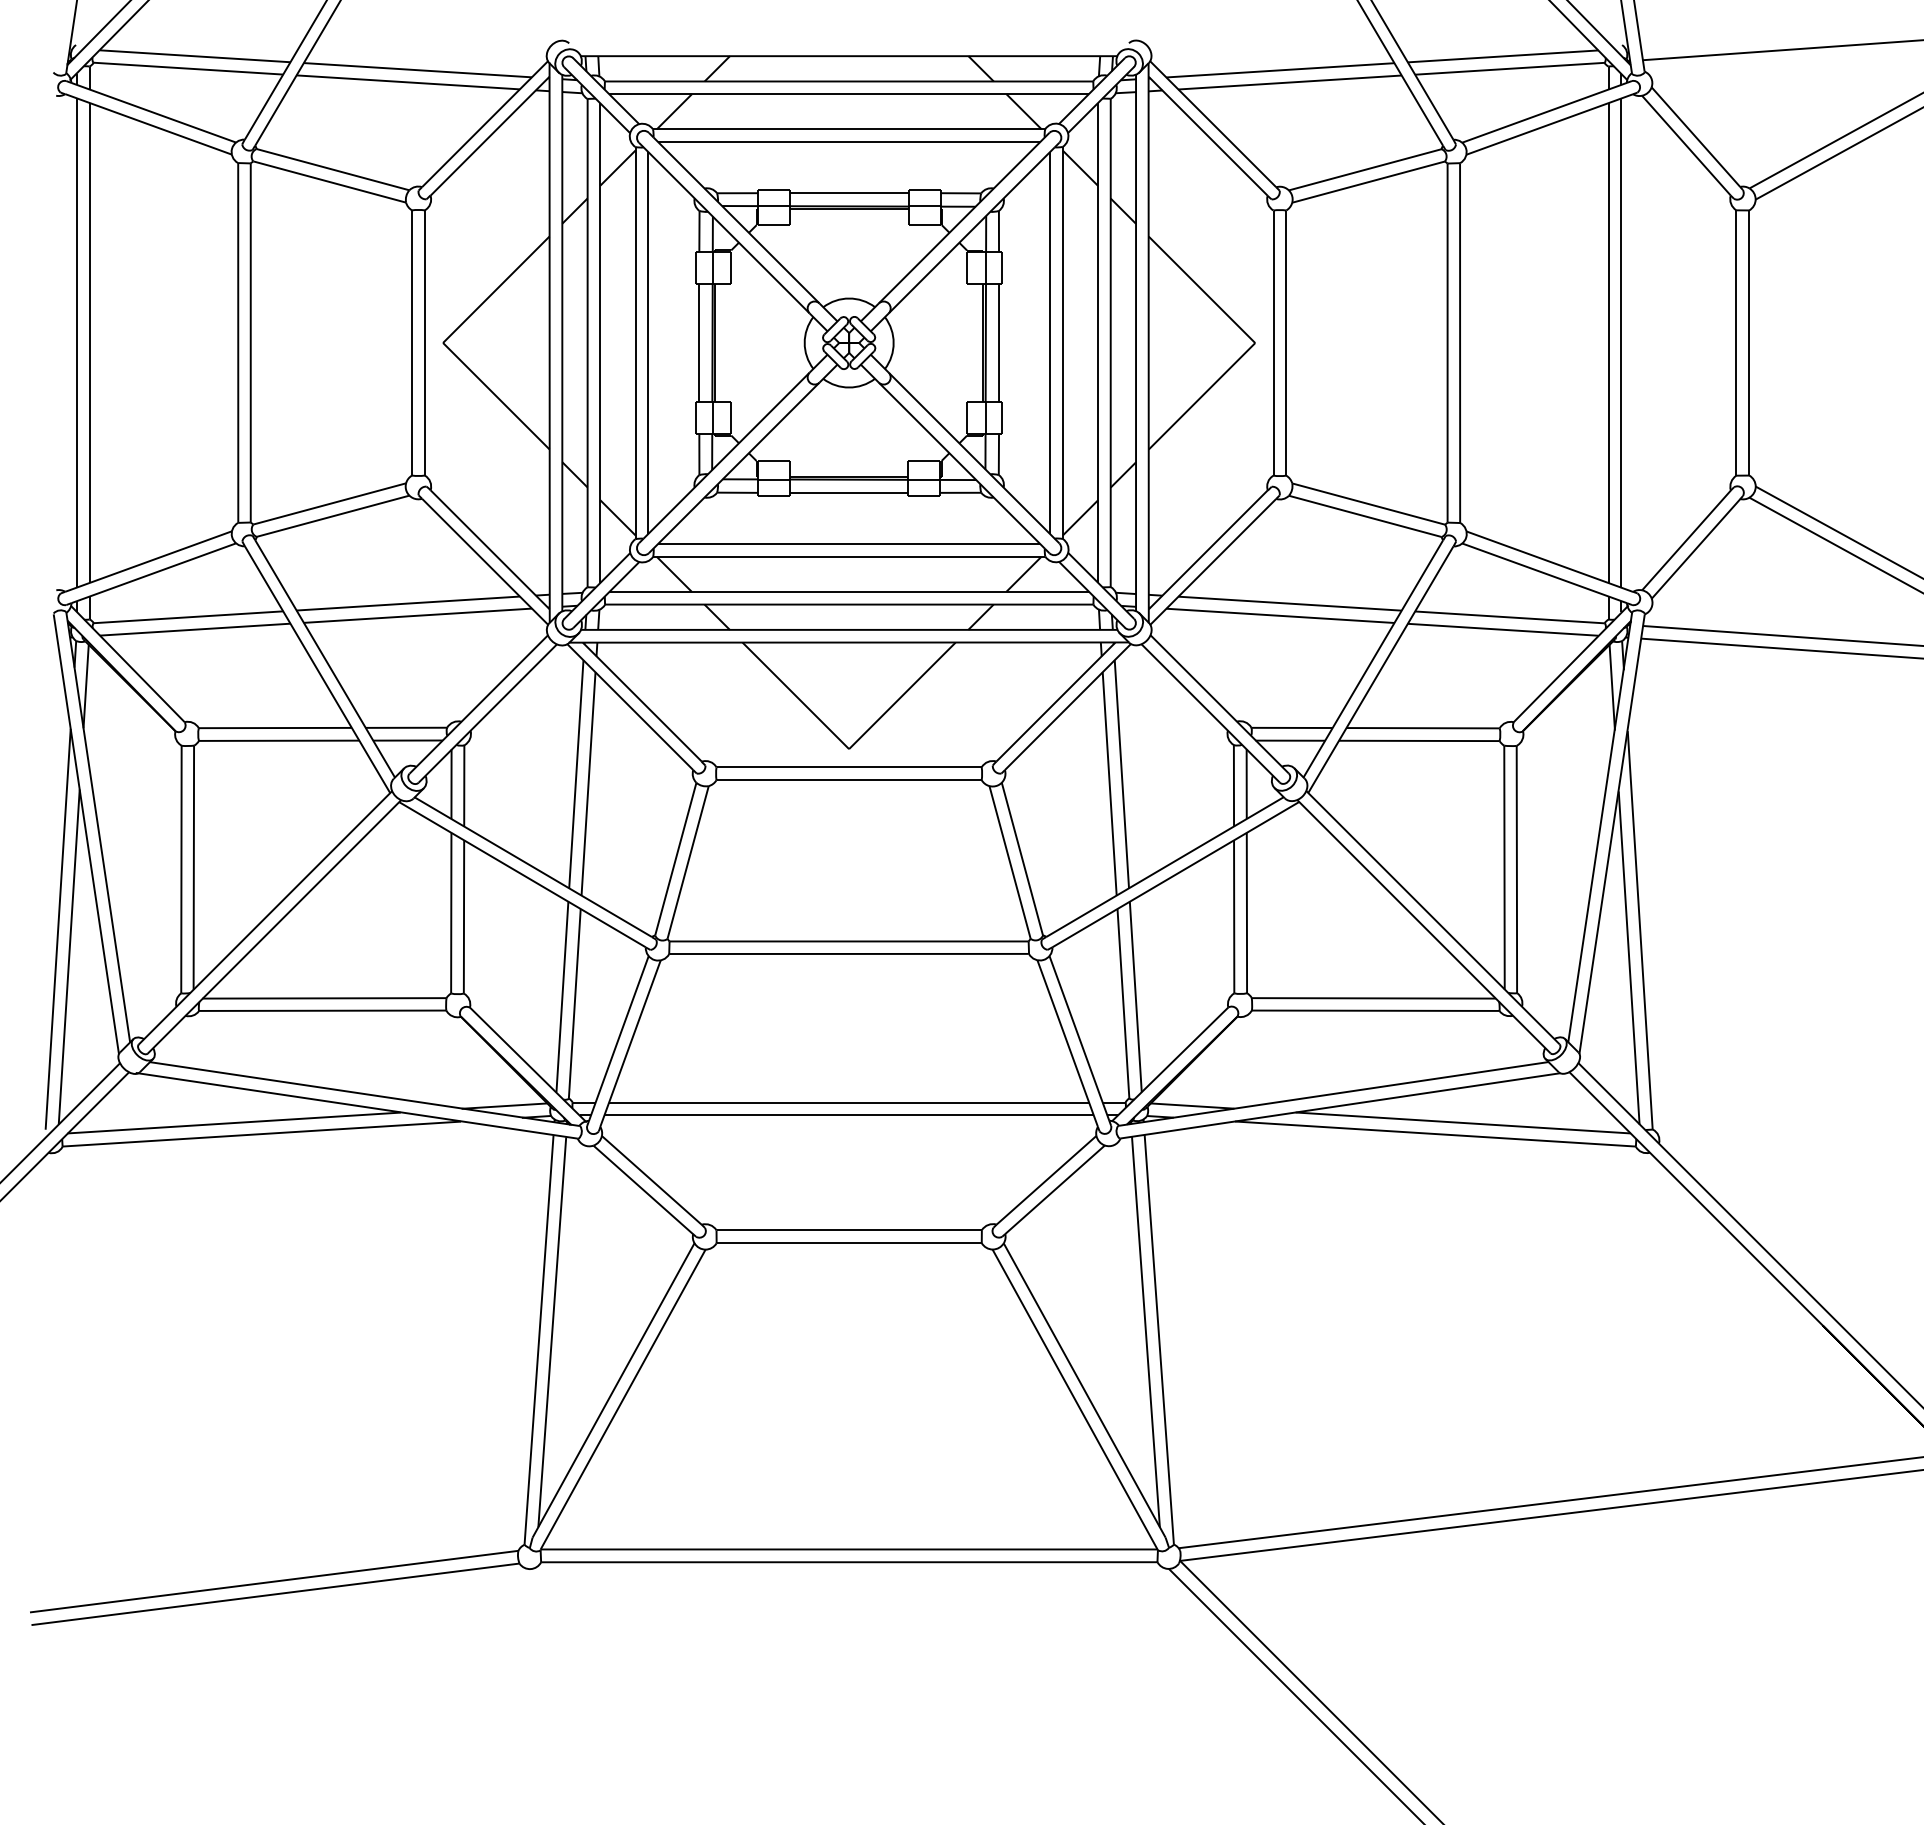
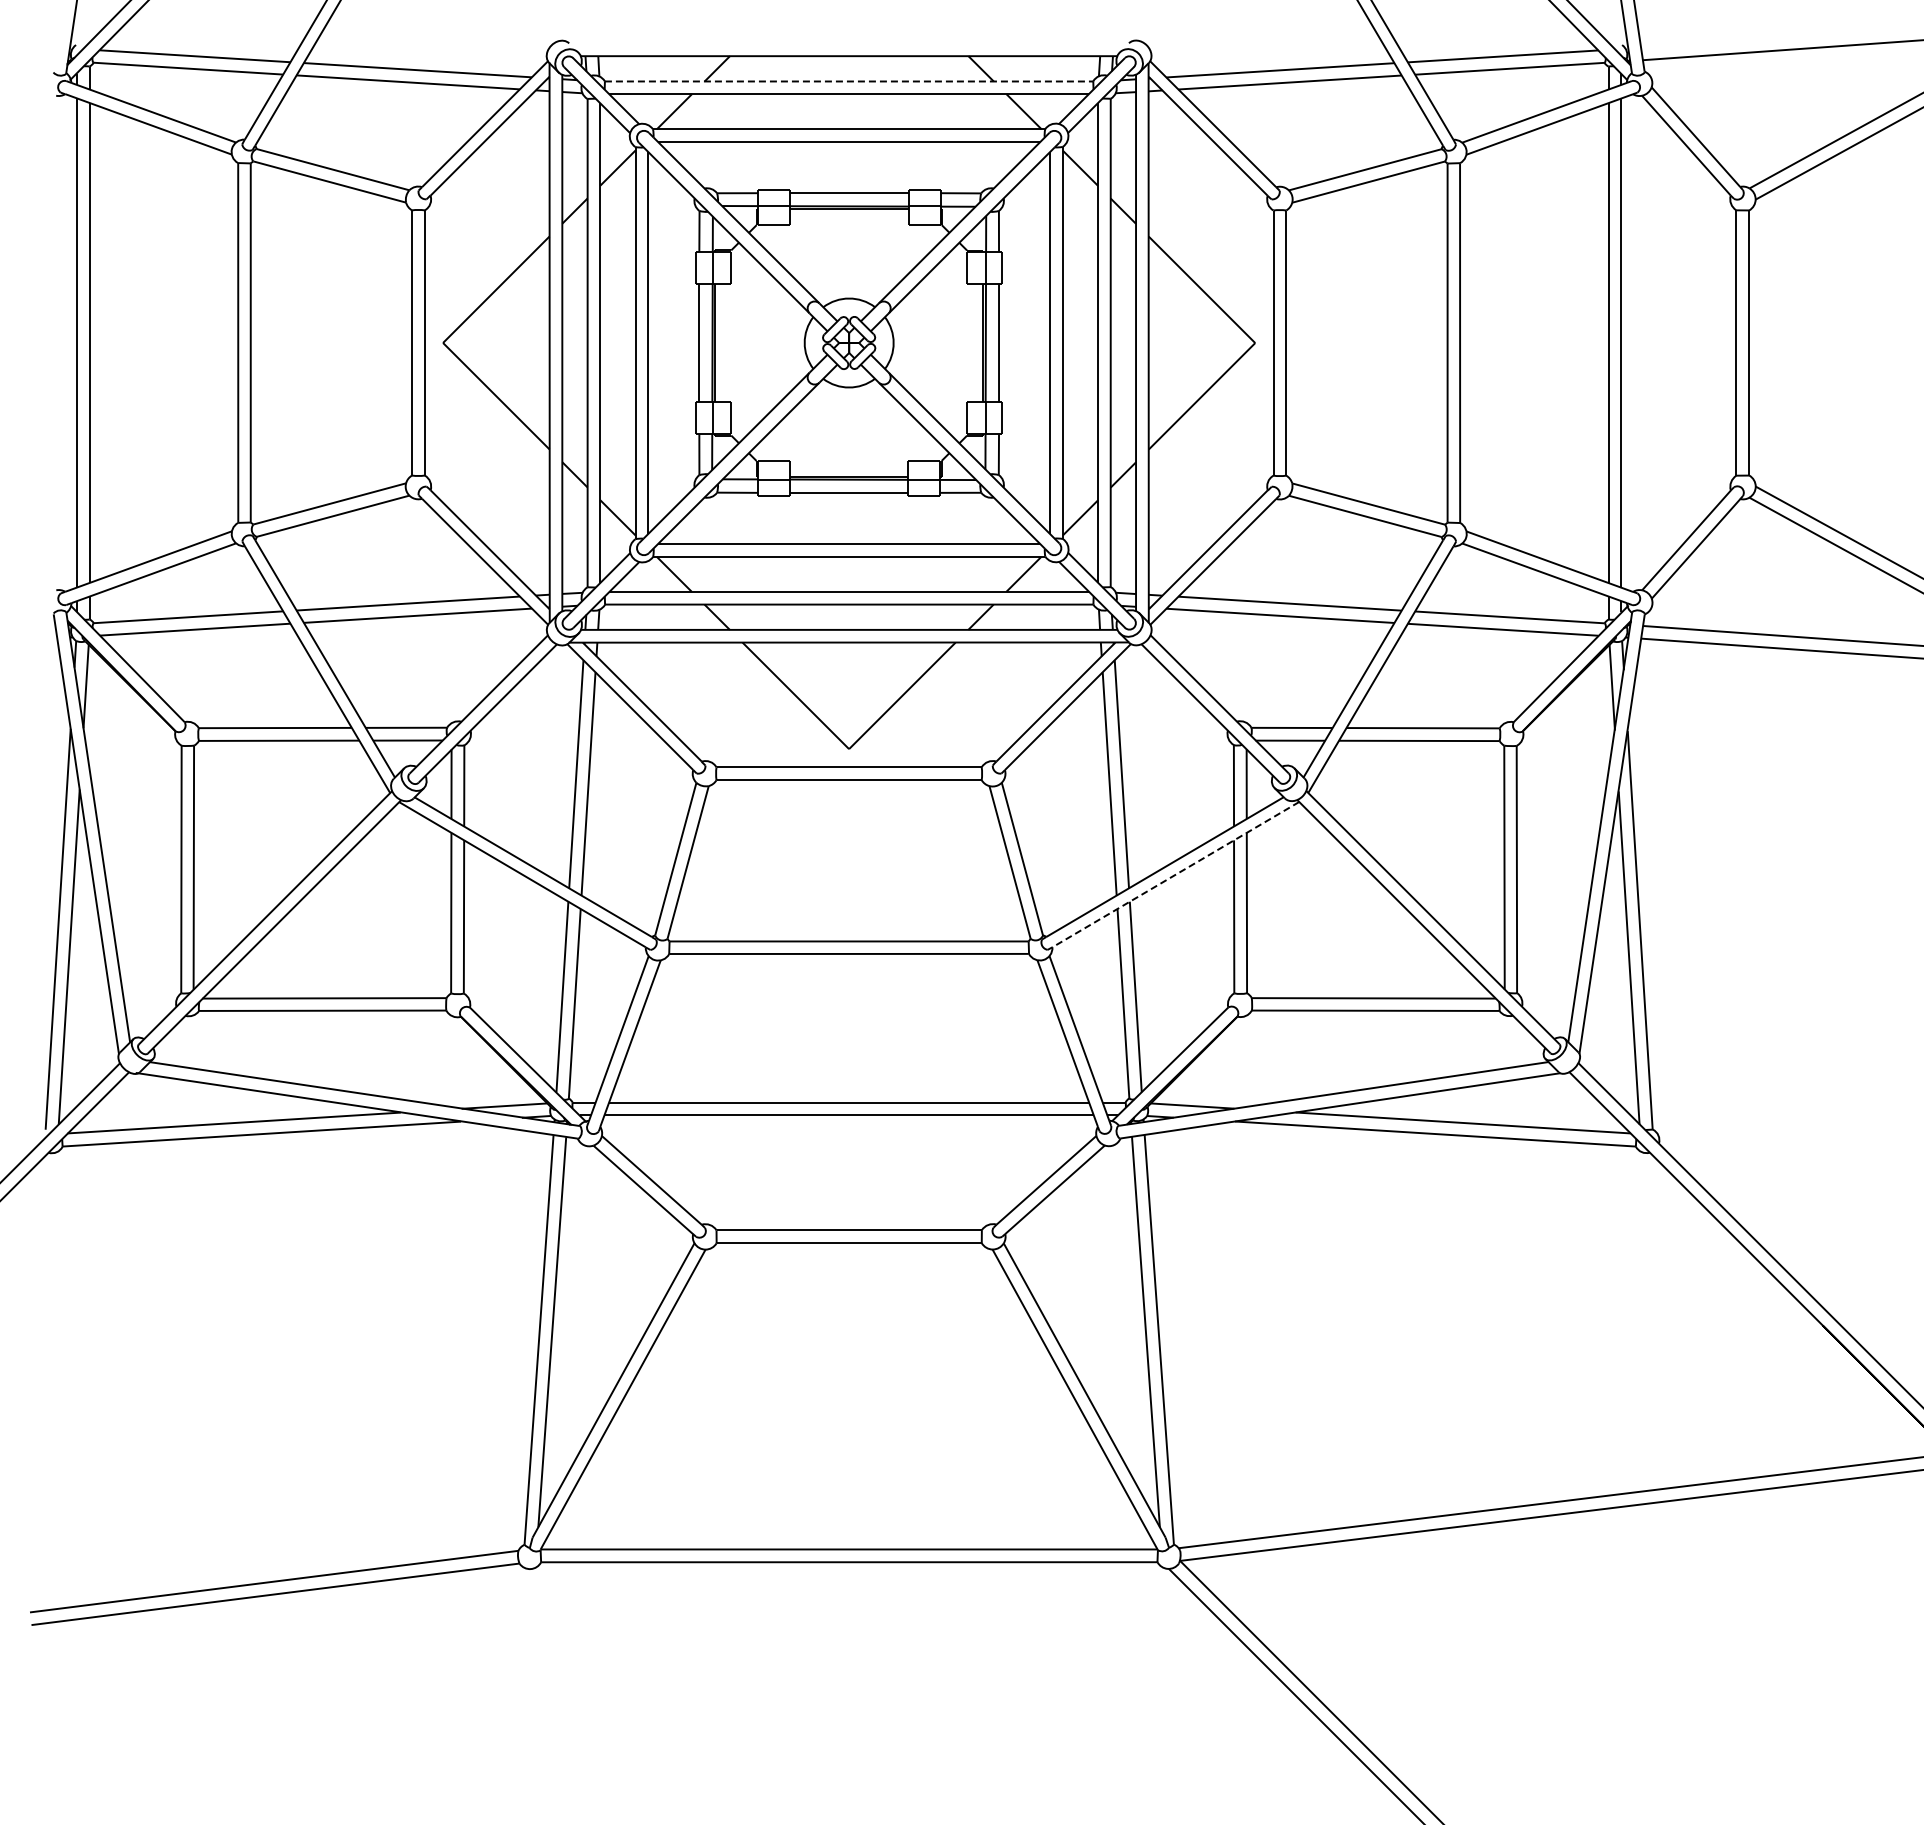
line: solid -> dashed (849, 81)
line: solid -> dashed (1175, 874)
